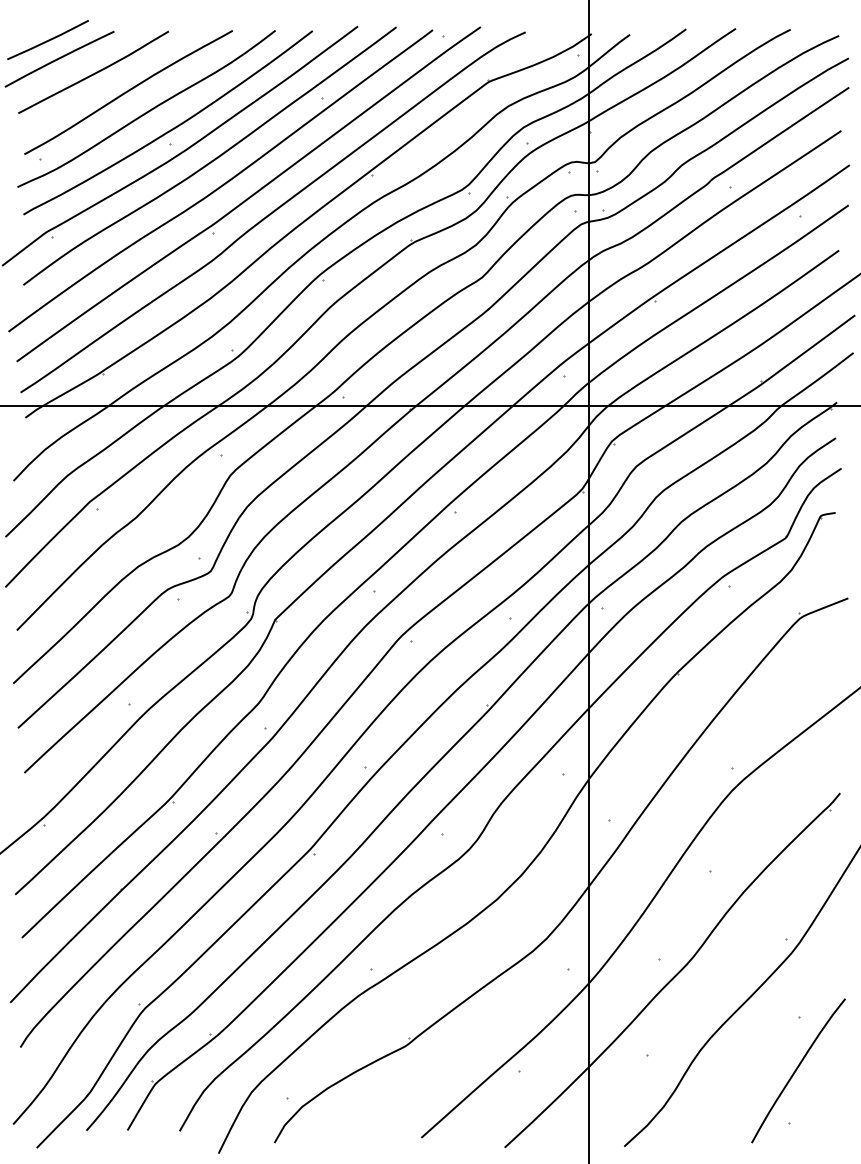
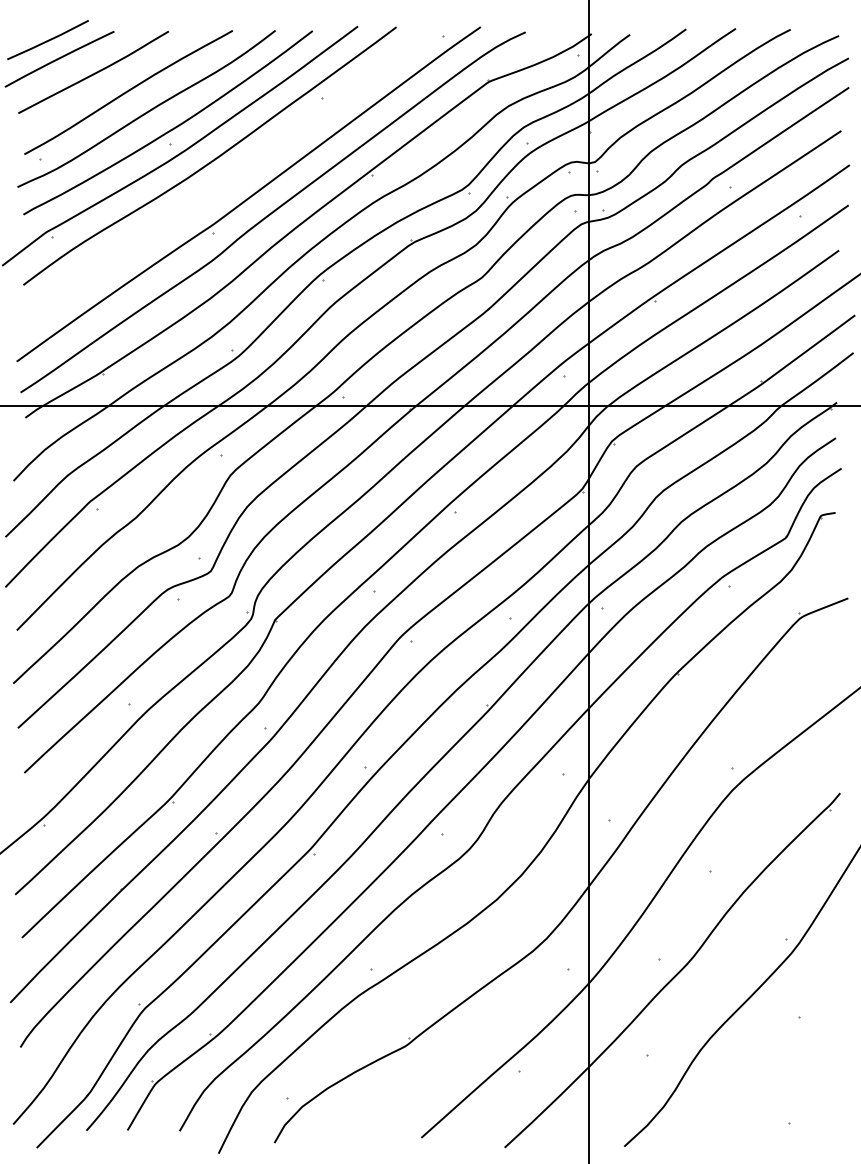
curve: present -> none (223, 183)
curve: present -> none (797, 1069)
